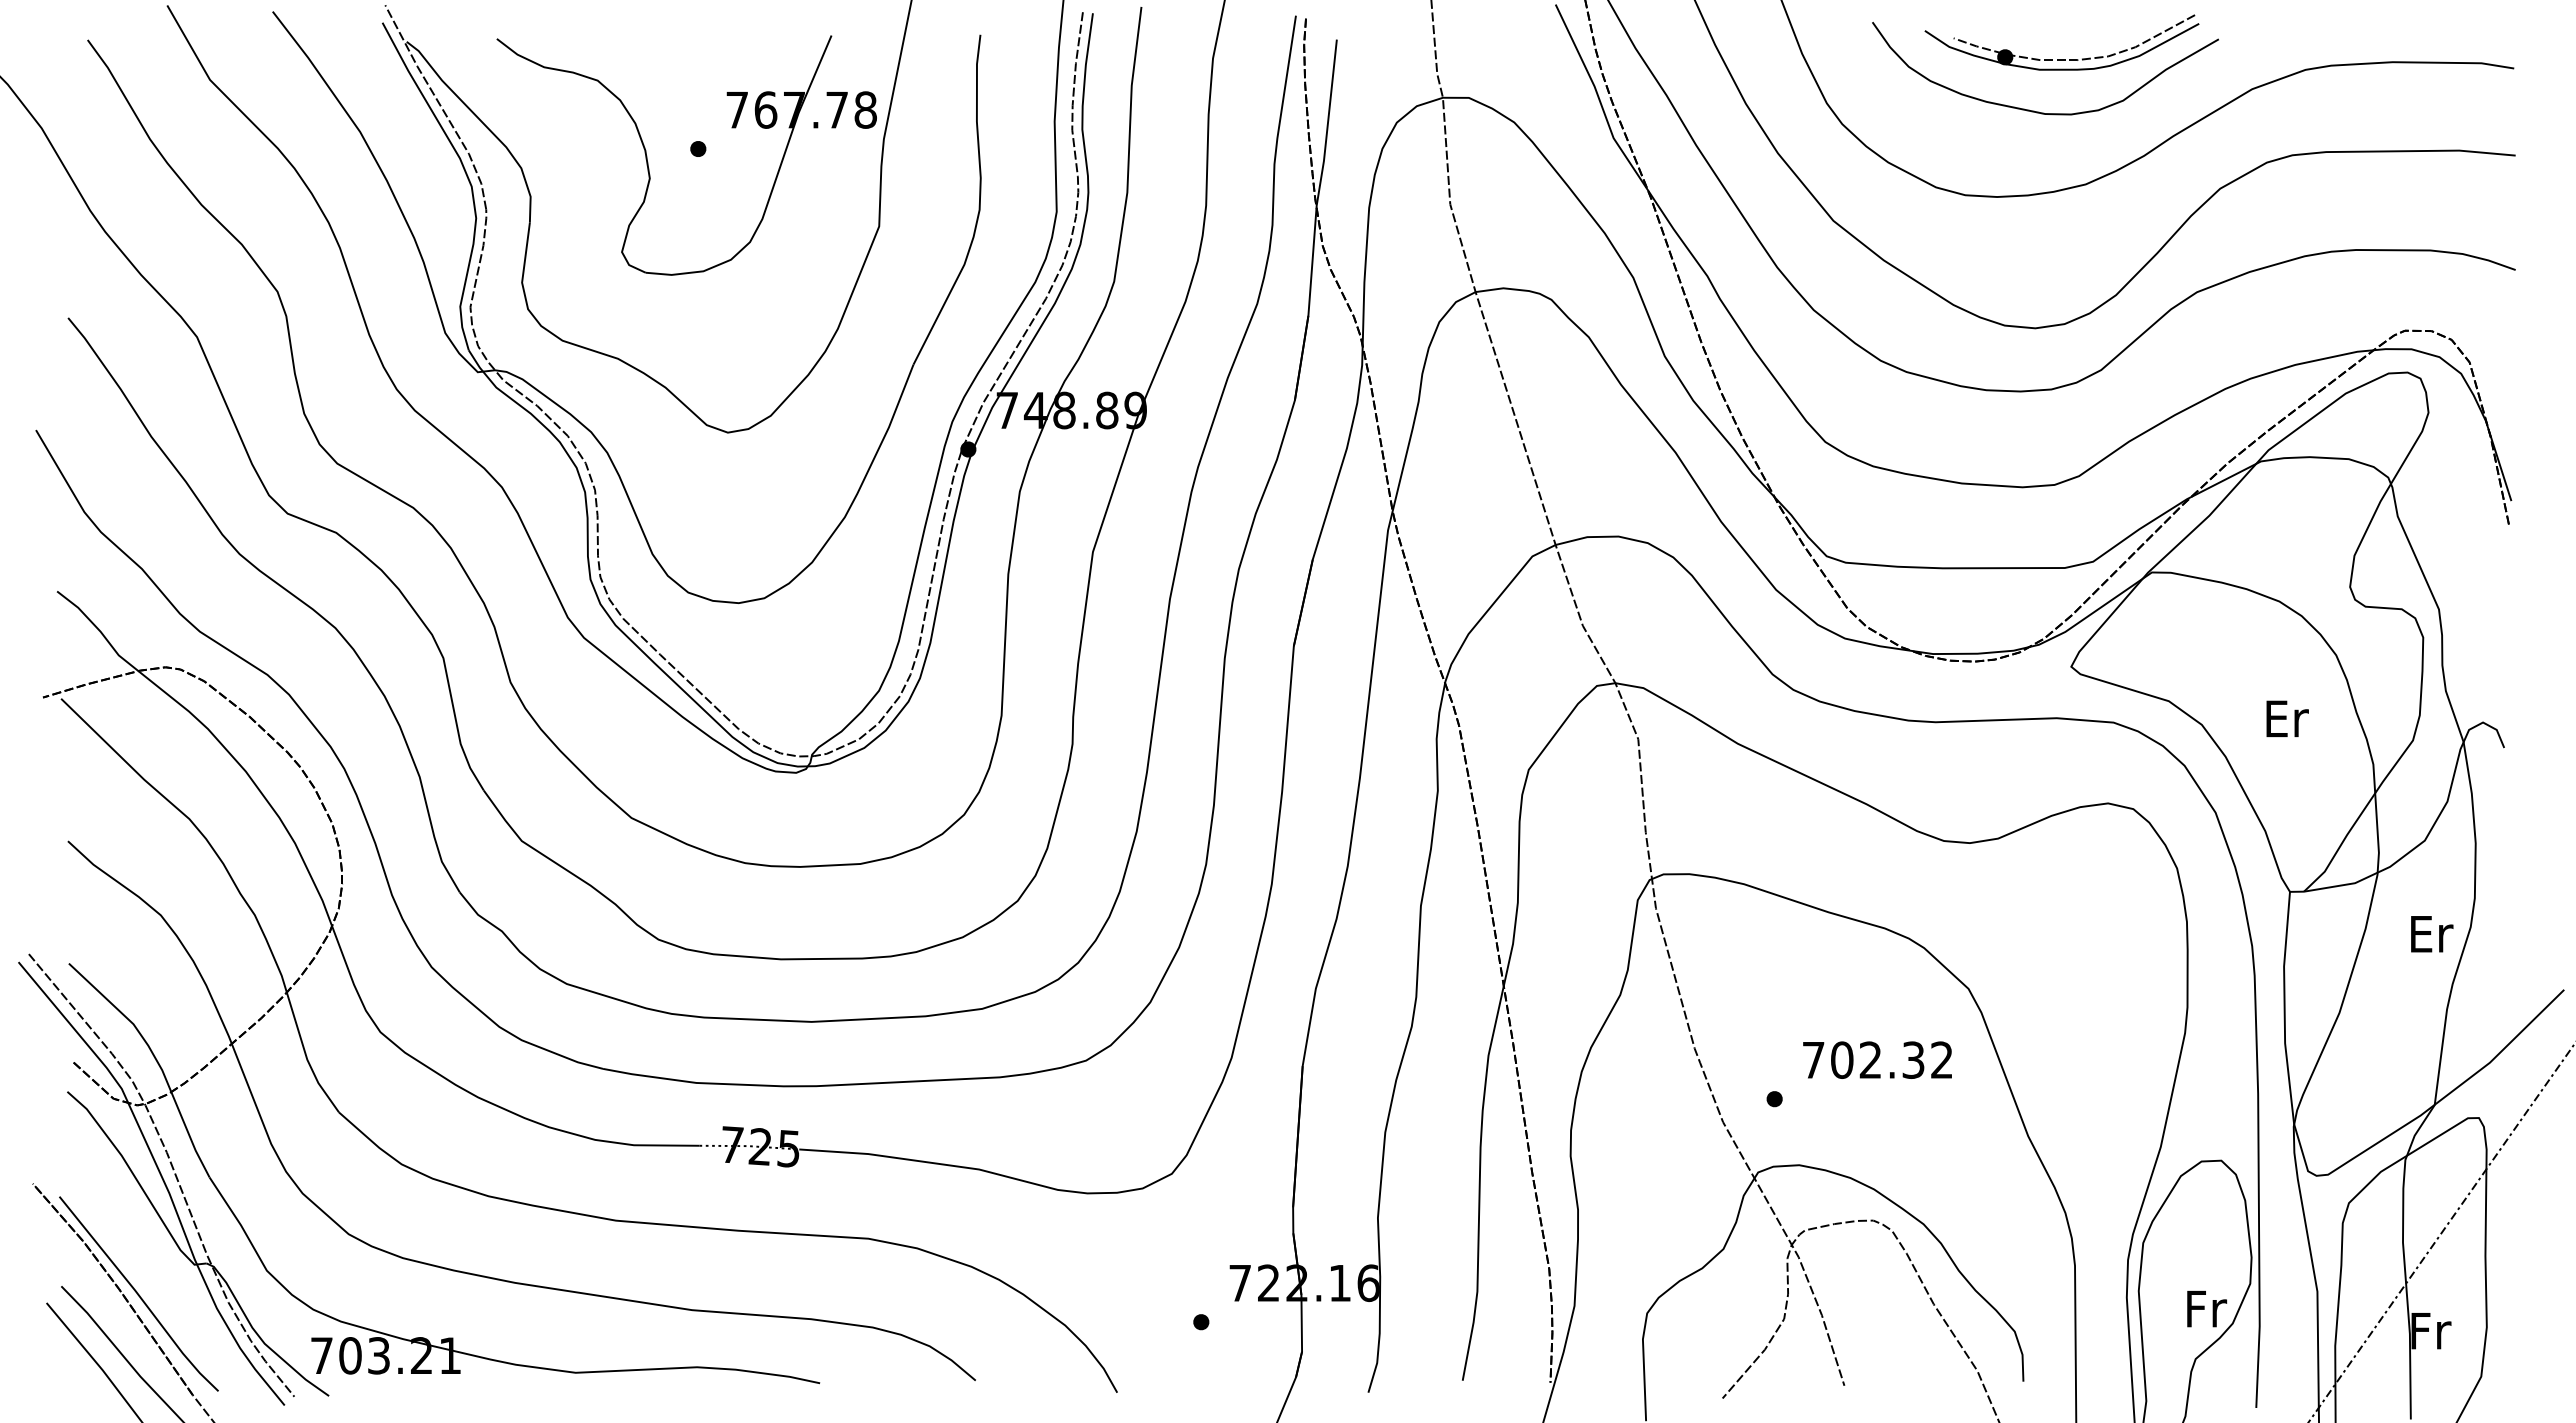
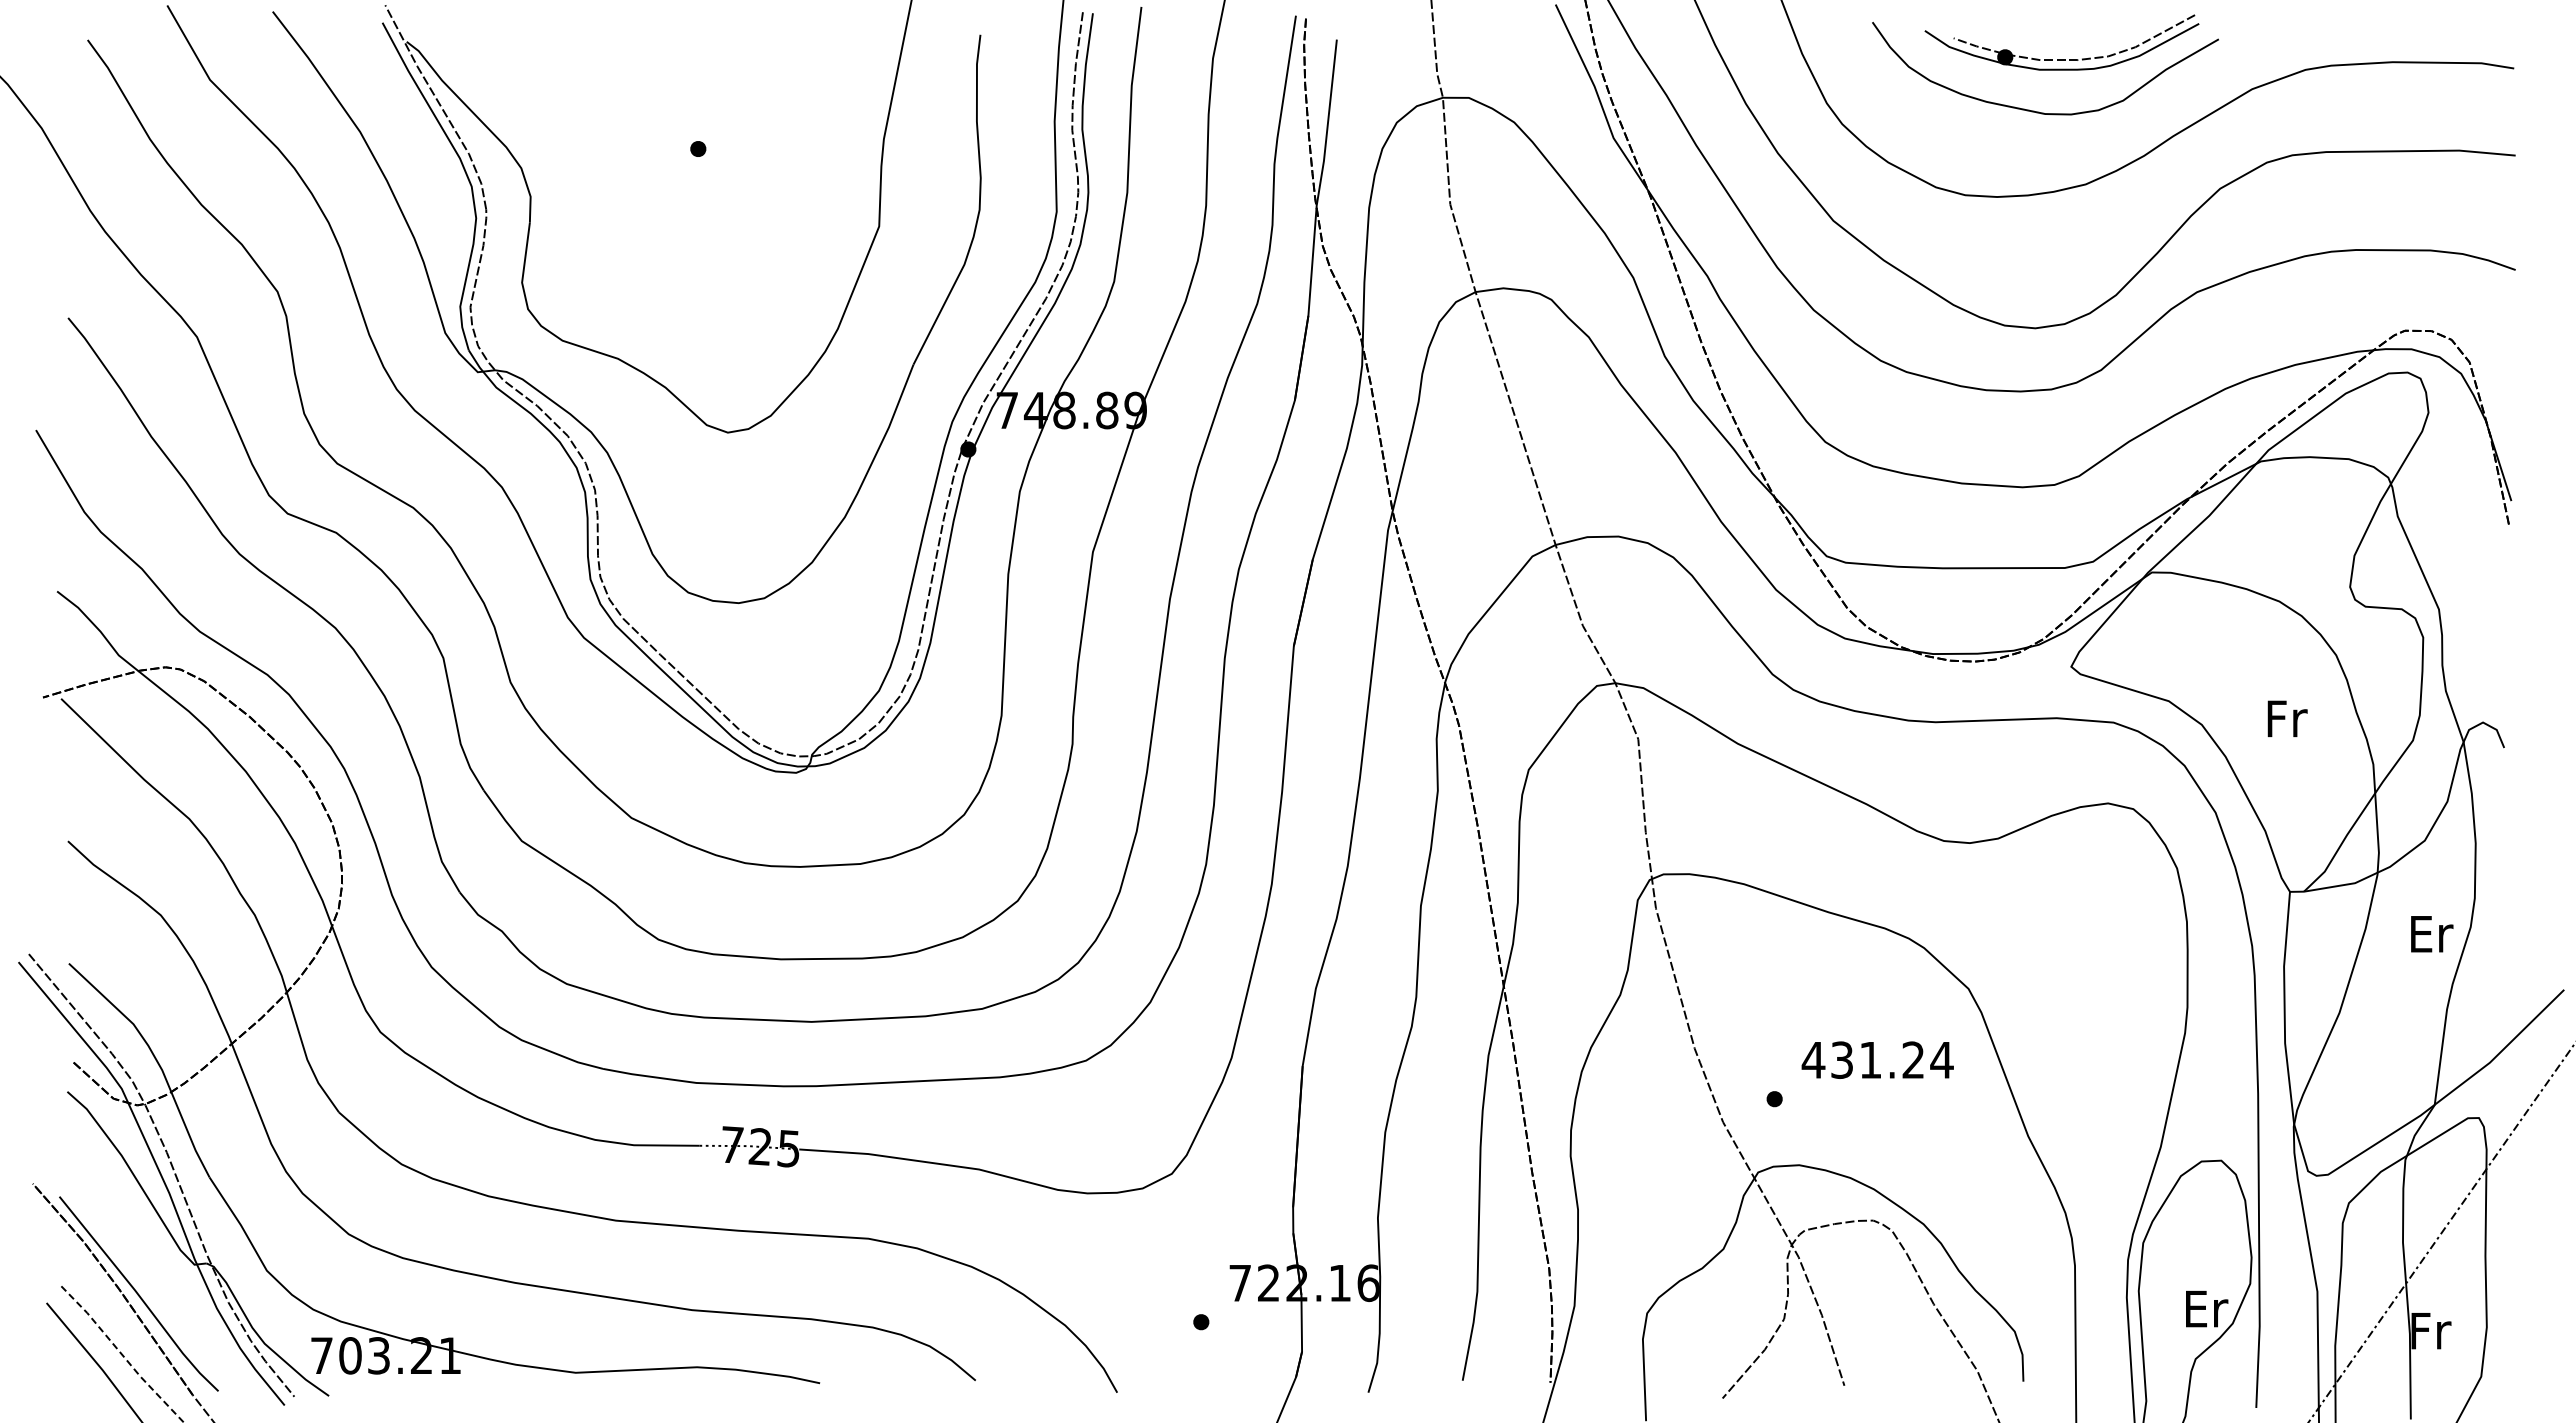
part: present -> none (648, 162)
text: Er -> Fr (2287, 718)
text: 702.32 -> 431.24 (1877, 1059)
text: Fr -> Er (2207, 1308)
line: solid -> dashed (122, 1355)
